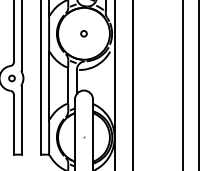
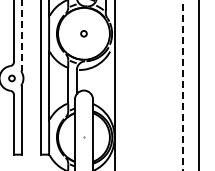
line: solid -> dashed (21, 35)
line: present -> none (132, 84)
line: solid -> dashed (183, 85)
